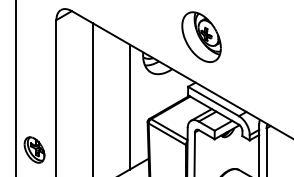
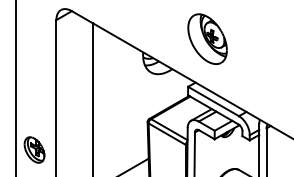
part position: (201, 36) -> (207, 38) (207, 38)
line: present -> none (129, 106)
